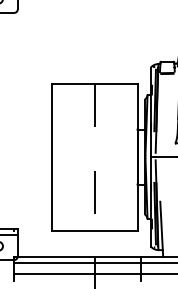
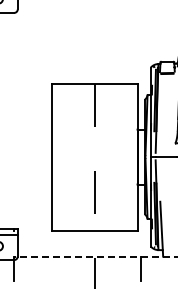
line: solid -> dashed (95, 256)
line: present -> none (94, 263)
line: present -> none (94, 273)
